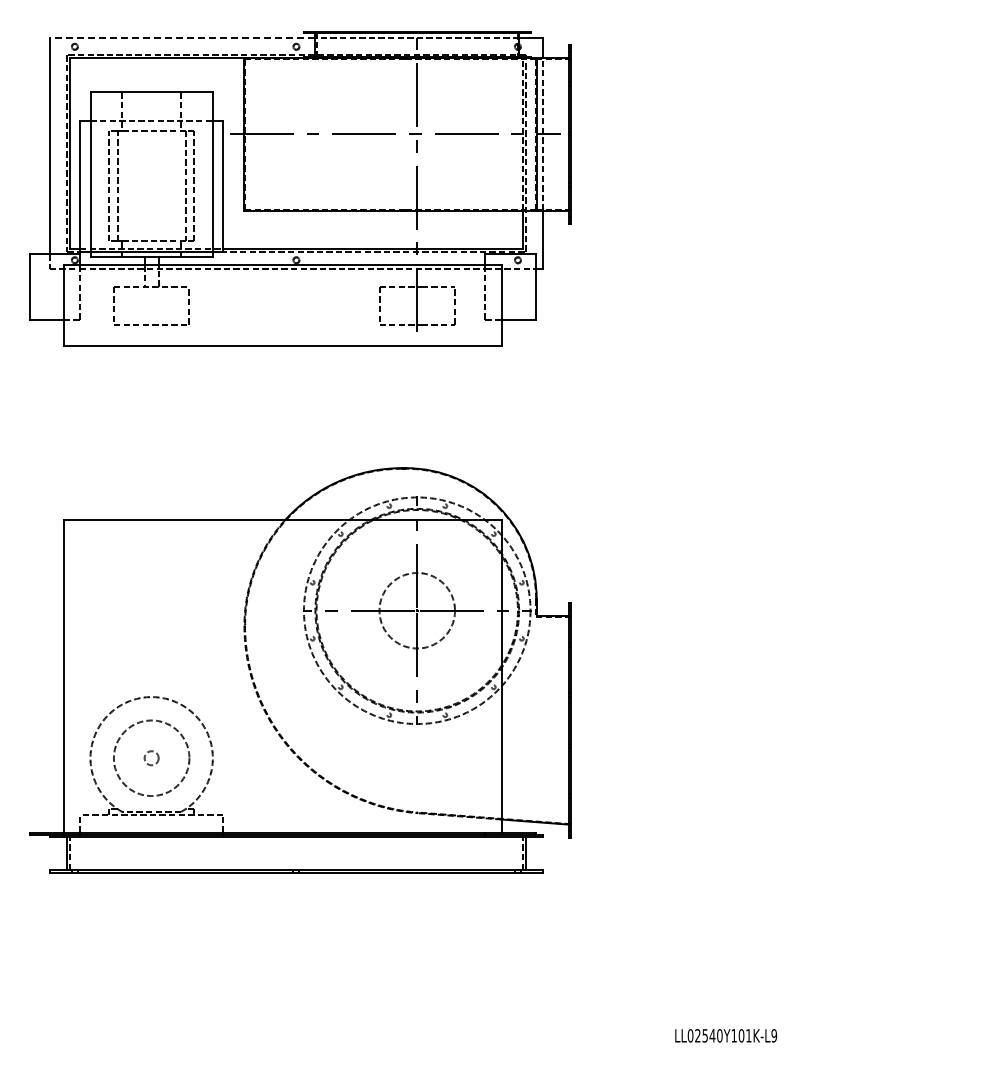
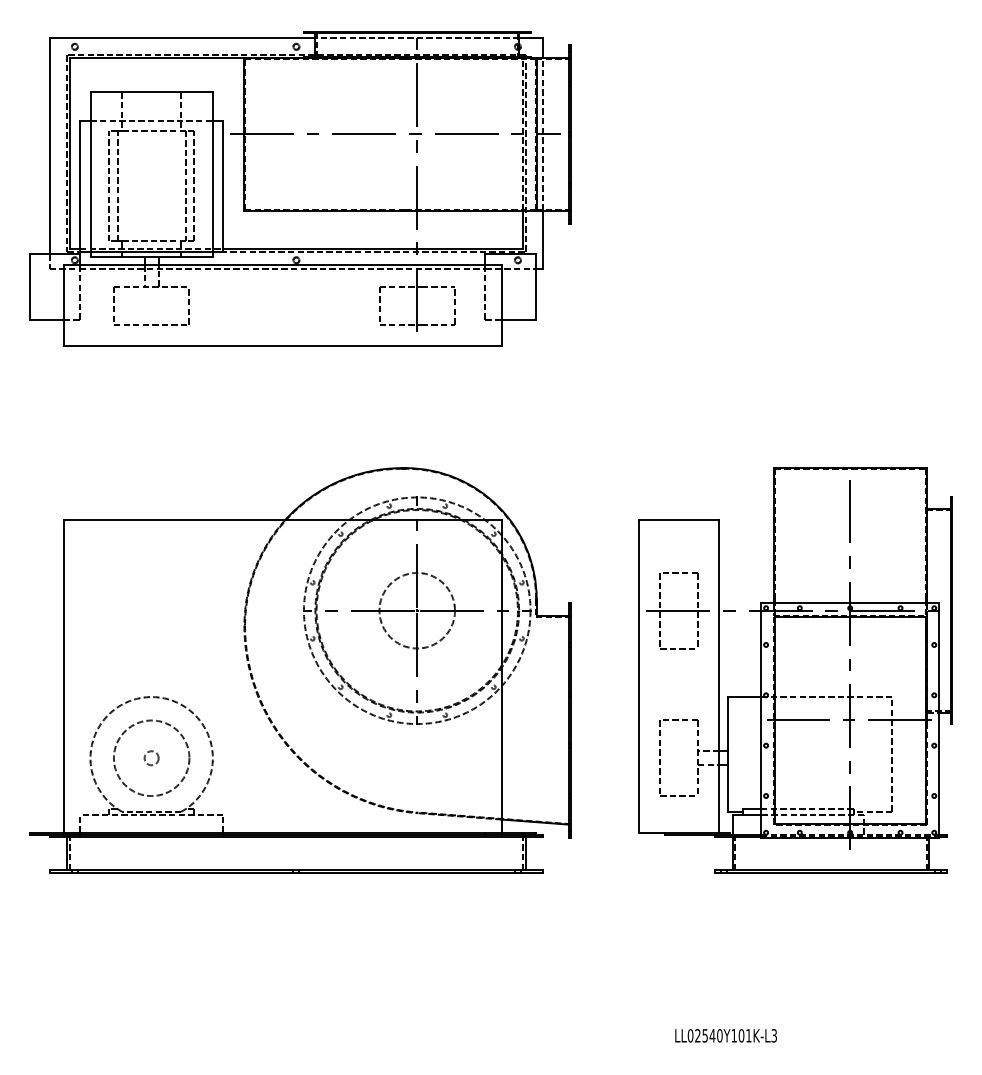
line: dashed -> solid (182, 37)
part: none -> present (795, 670)
text: LL02540Y101K-L9 -> LL02540Y101K-L3 (774, 1035)
